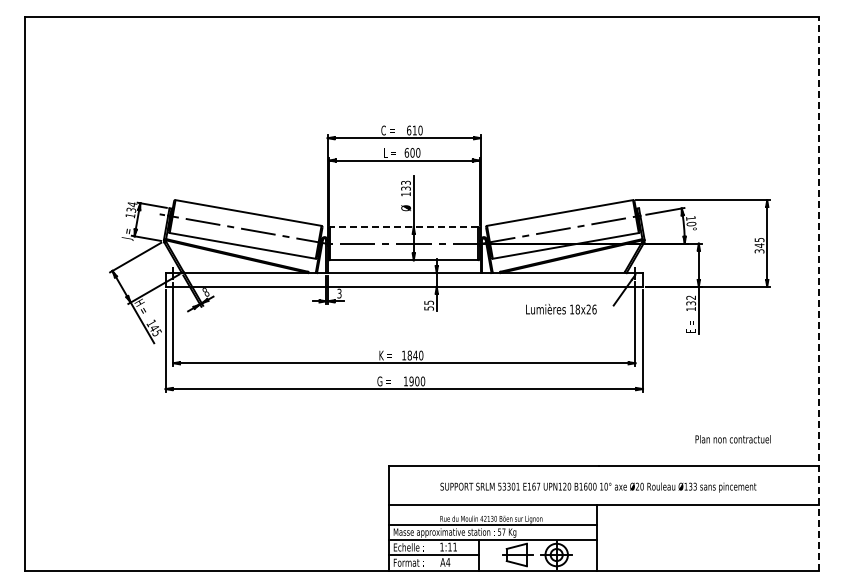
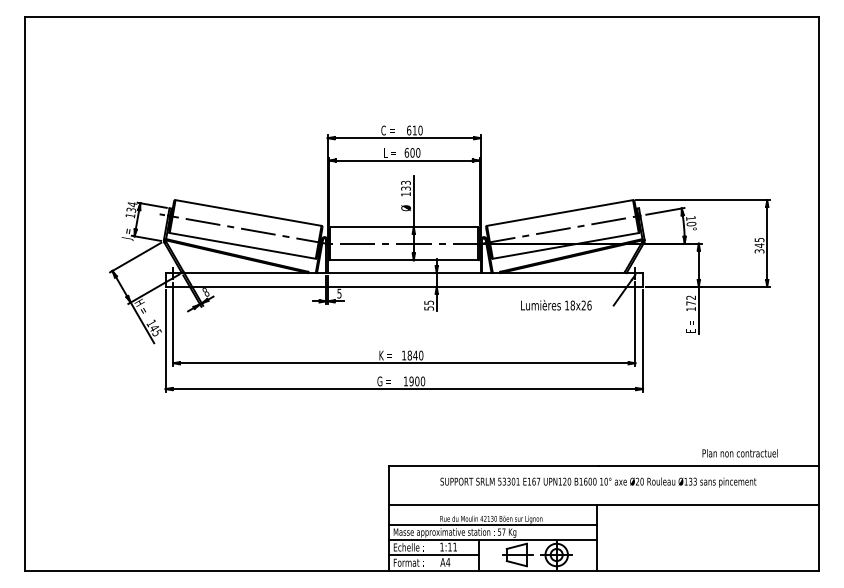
line: dashed -> solid (403, 226)
text: 3 -> 5 (339, 292)
line: dashed -> solid (818, 294)
text: 132 -> 172 (691, 303)
text position: (561, 309) -> (556, 305) (556, 305)
text position: (732, 439) -> (739, 453) (739, 453)
text position: (598, 487) -> (598, 482) (598, 482)
